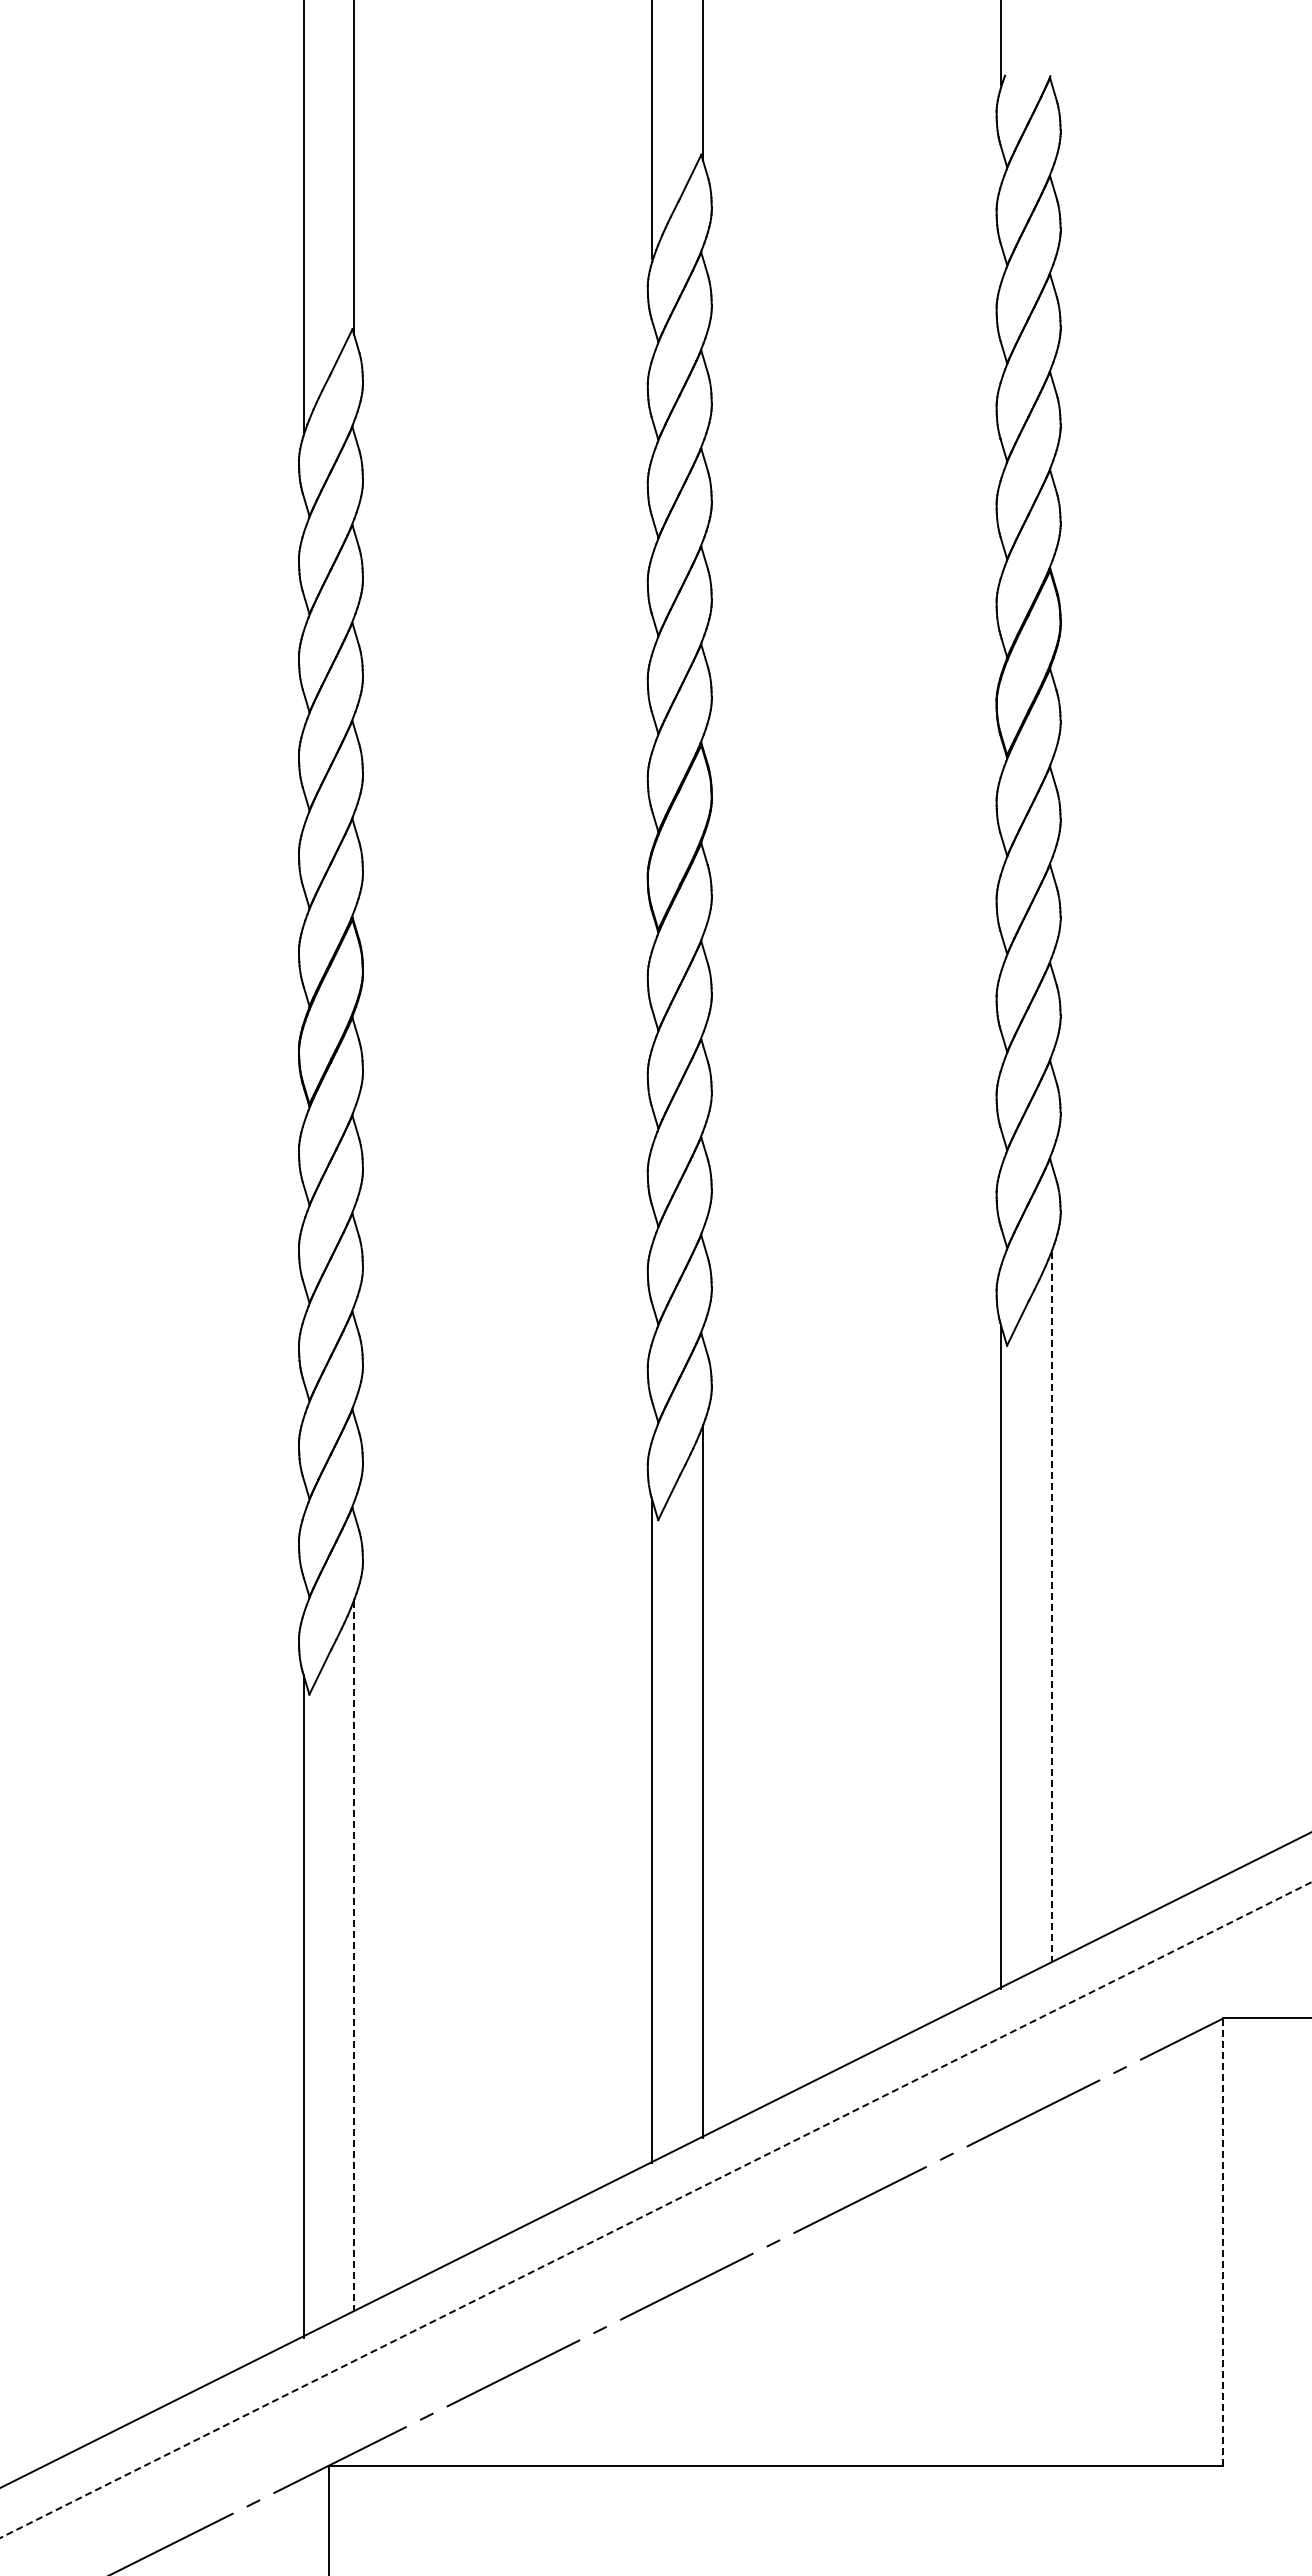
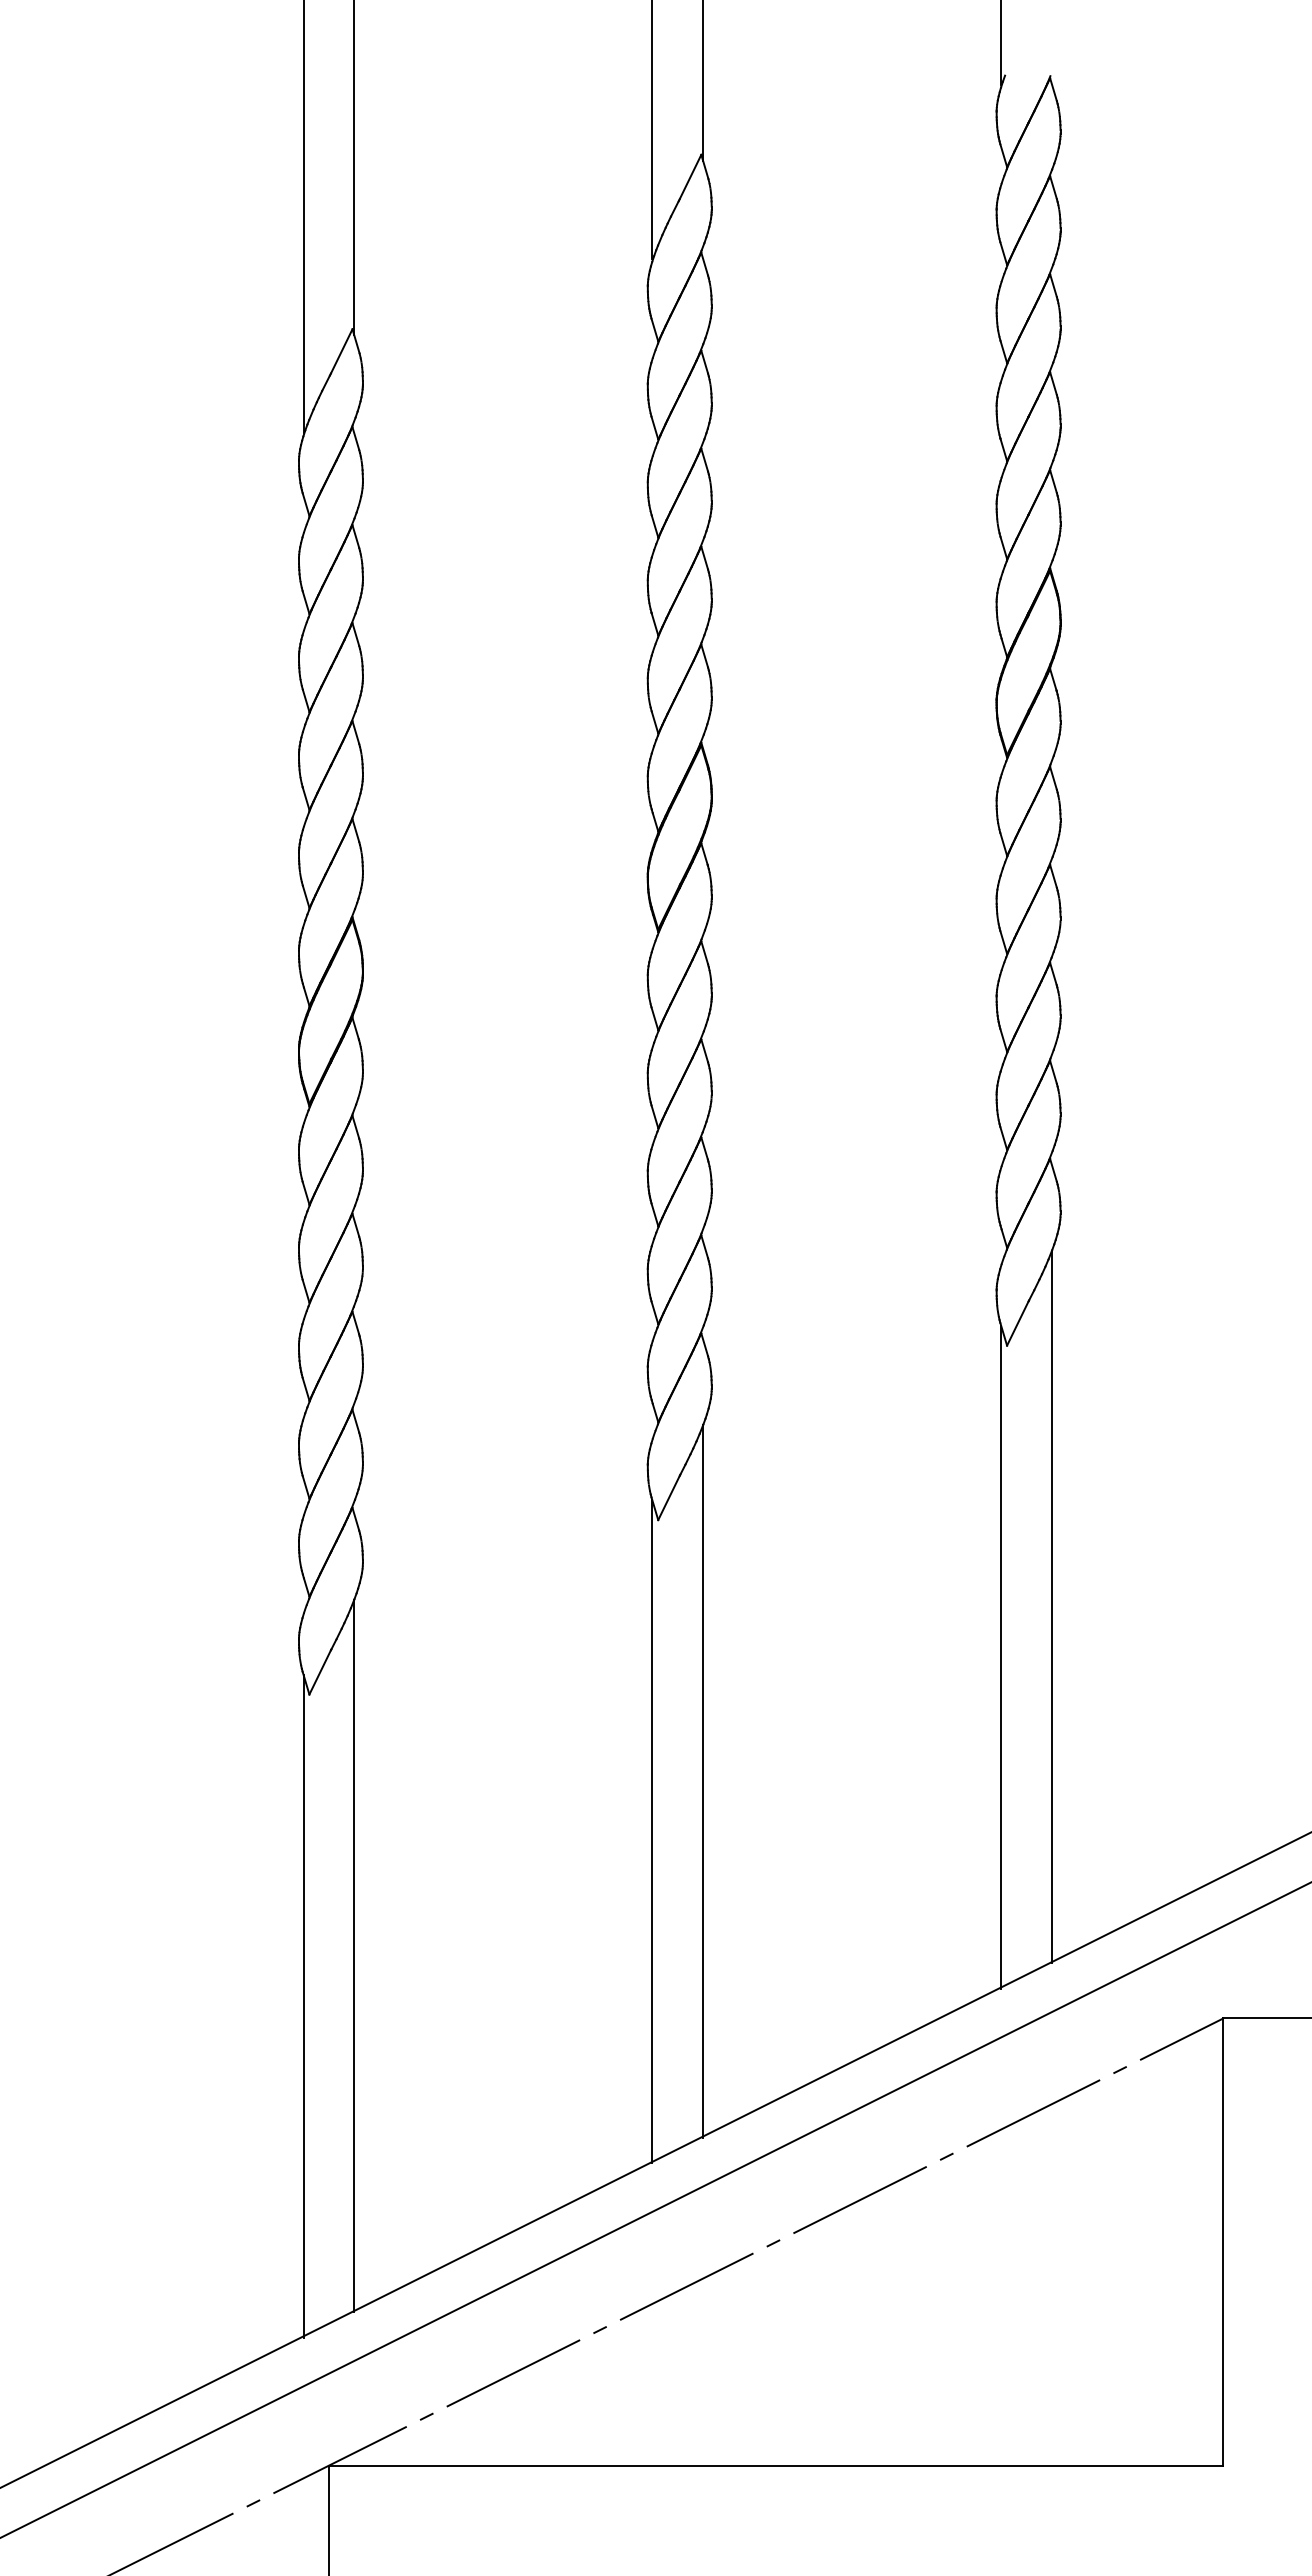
line: dashed -> solid (1051, 1606)
line: dashed -> solid (354, 1955)
line: dashed -> solid (655, 2210)
line: dashed -> solid (1223, 2242)
